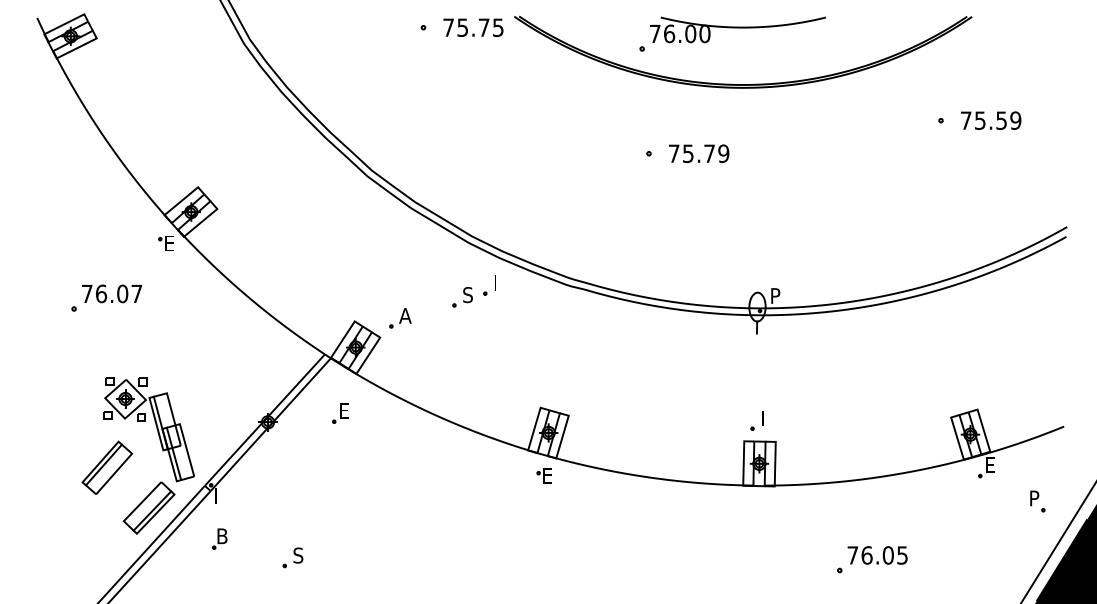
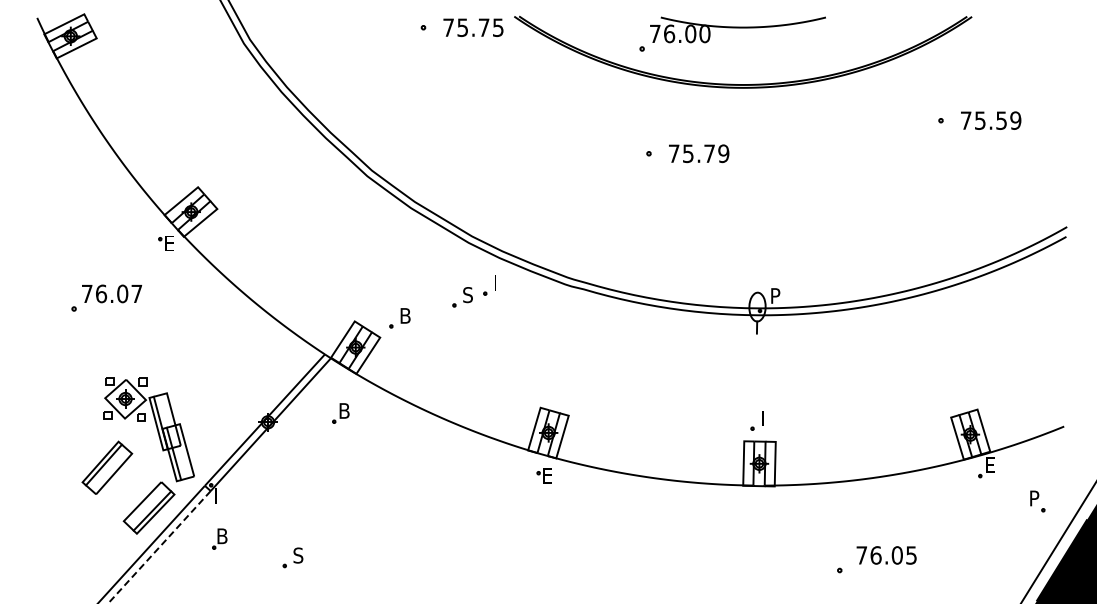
text: A -> B (405, 315)
text: E -> B (344, 410)
line: solid -> dashed (159, 547)
text position: (877, 555) -> (886, 555) (886, 555)
